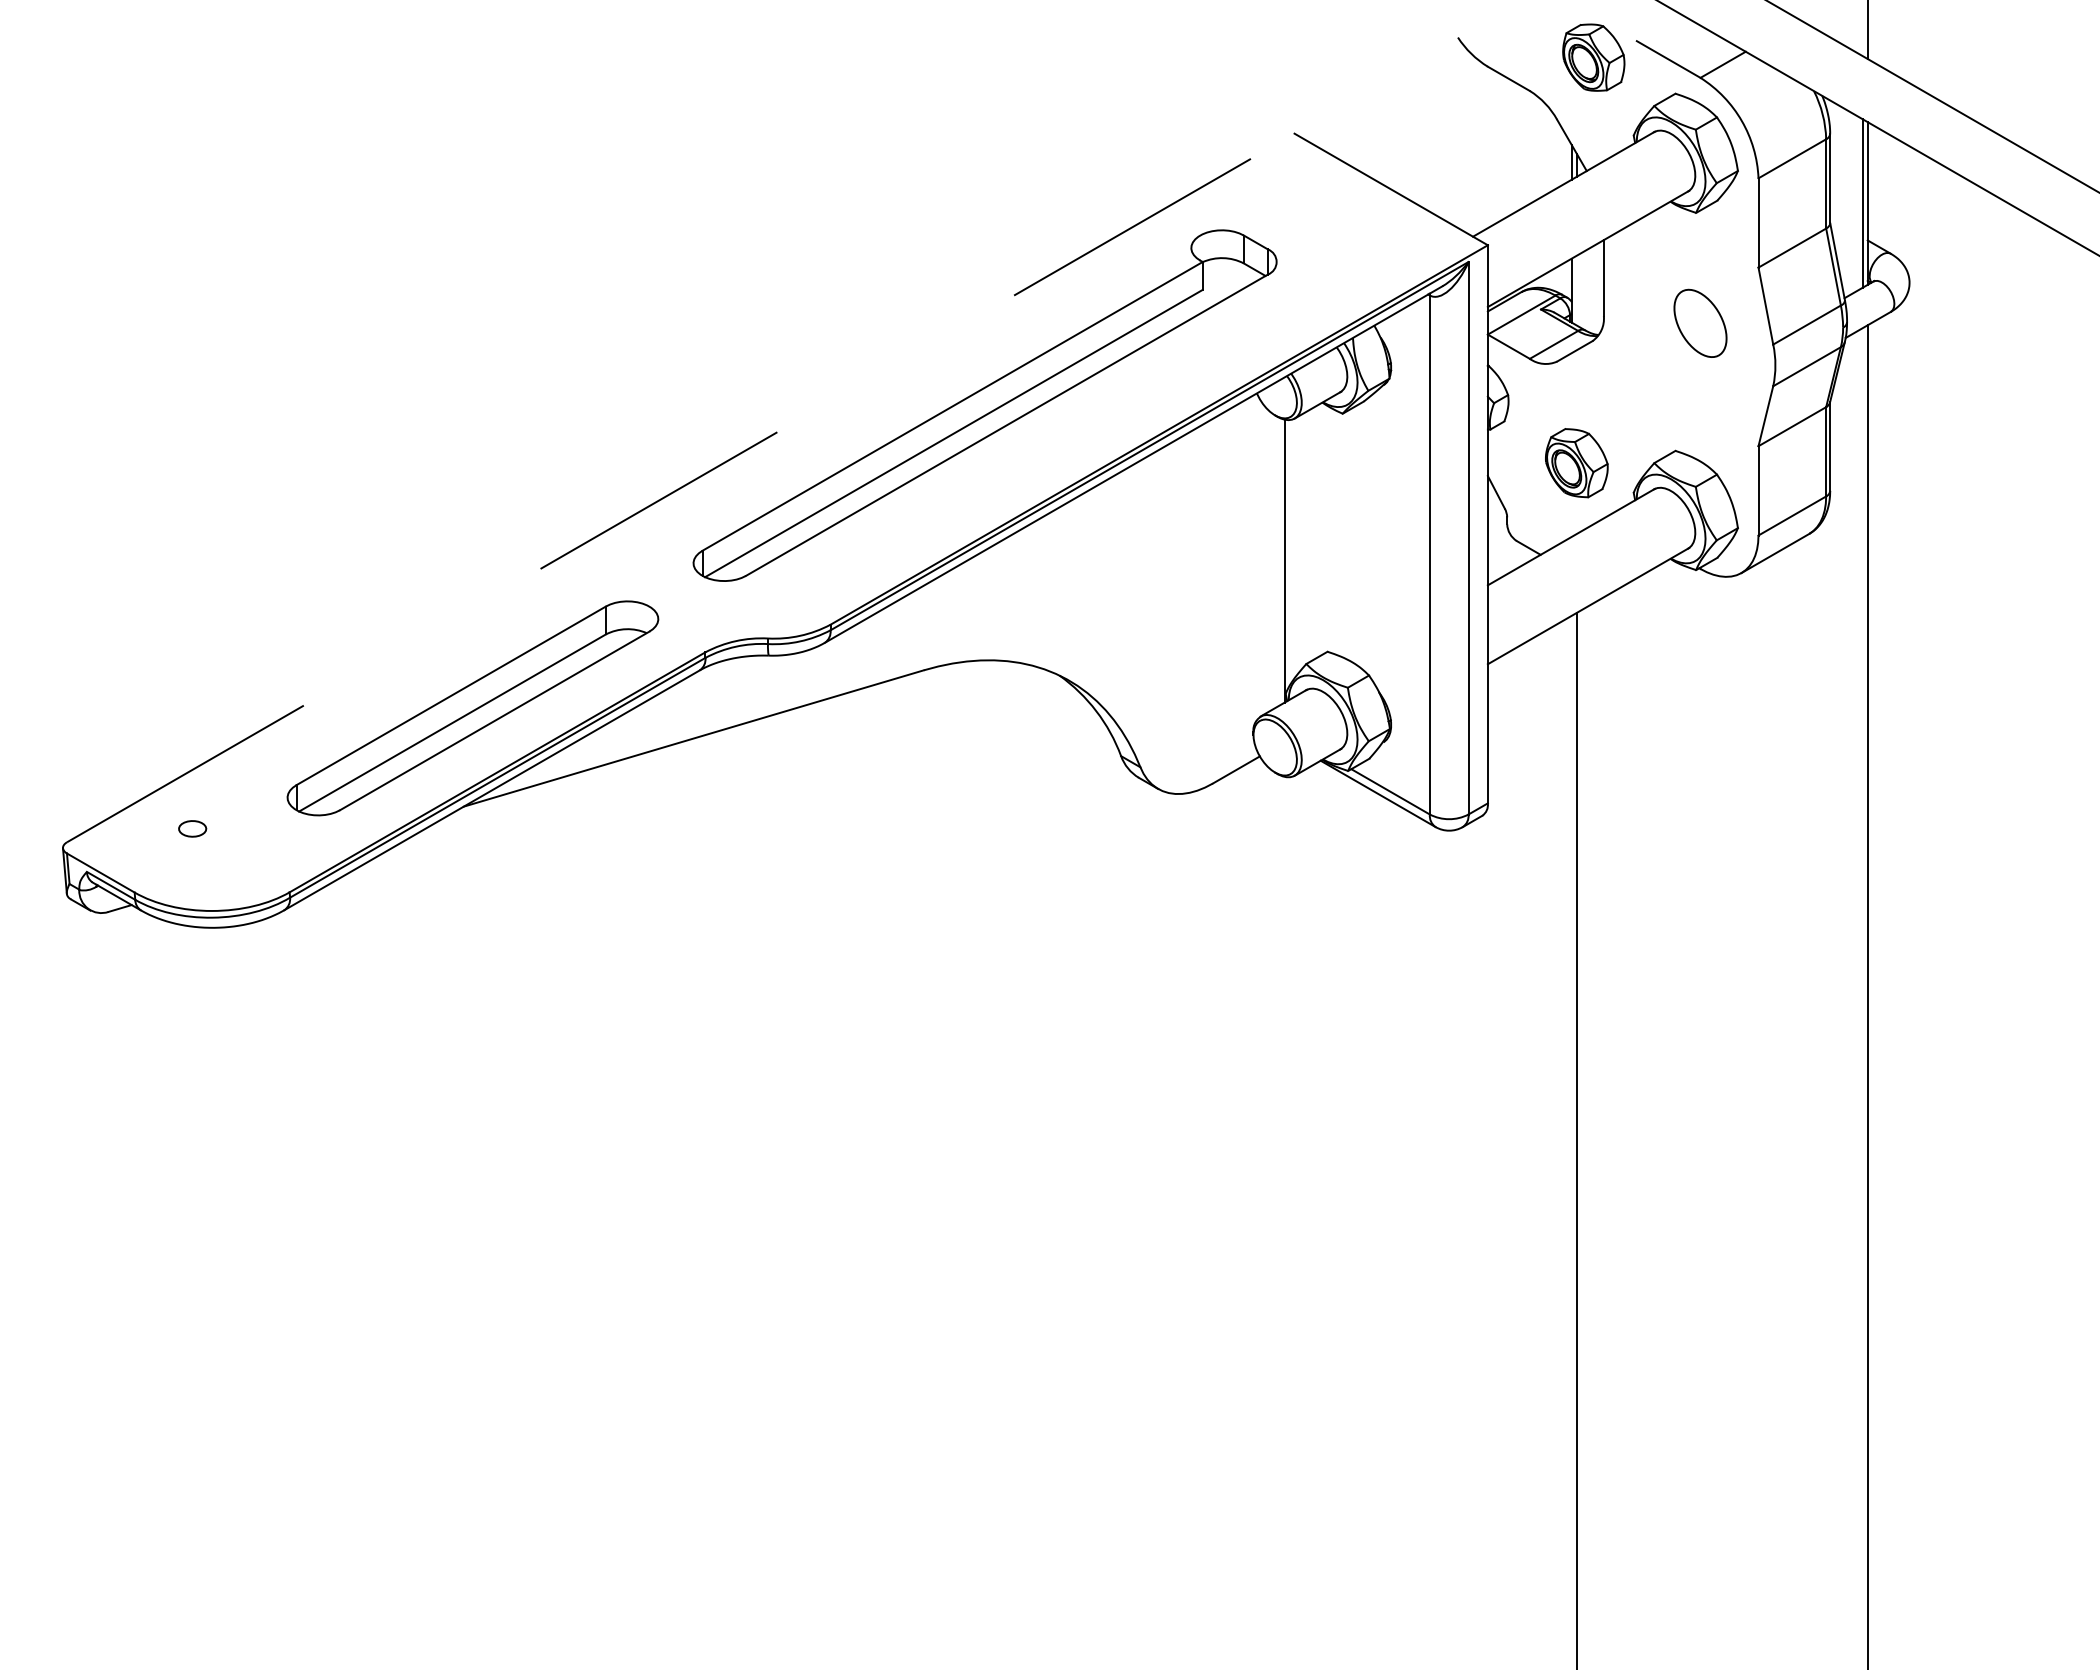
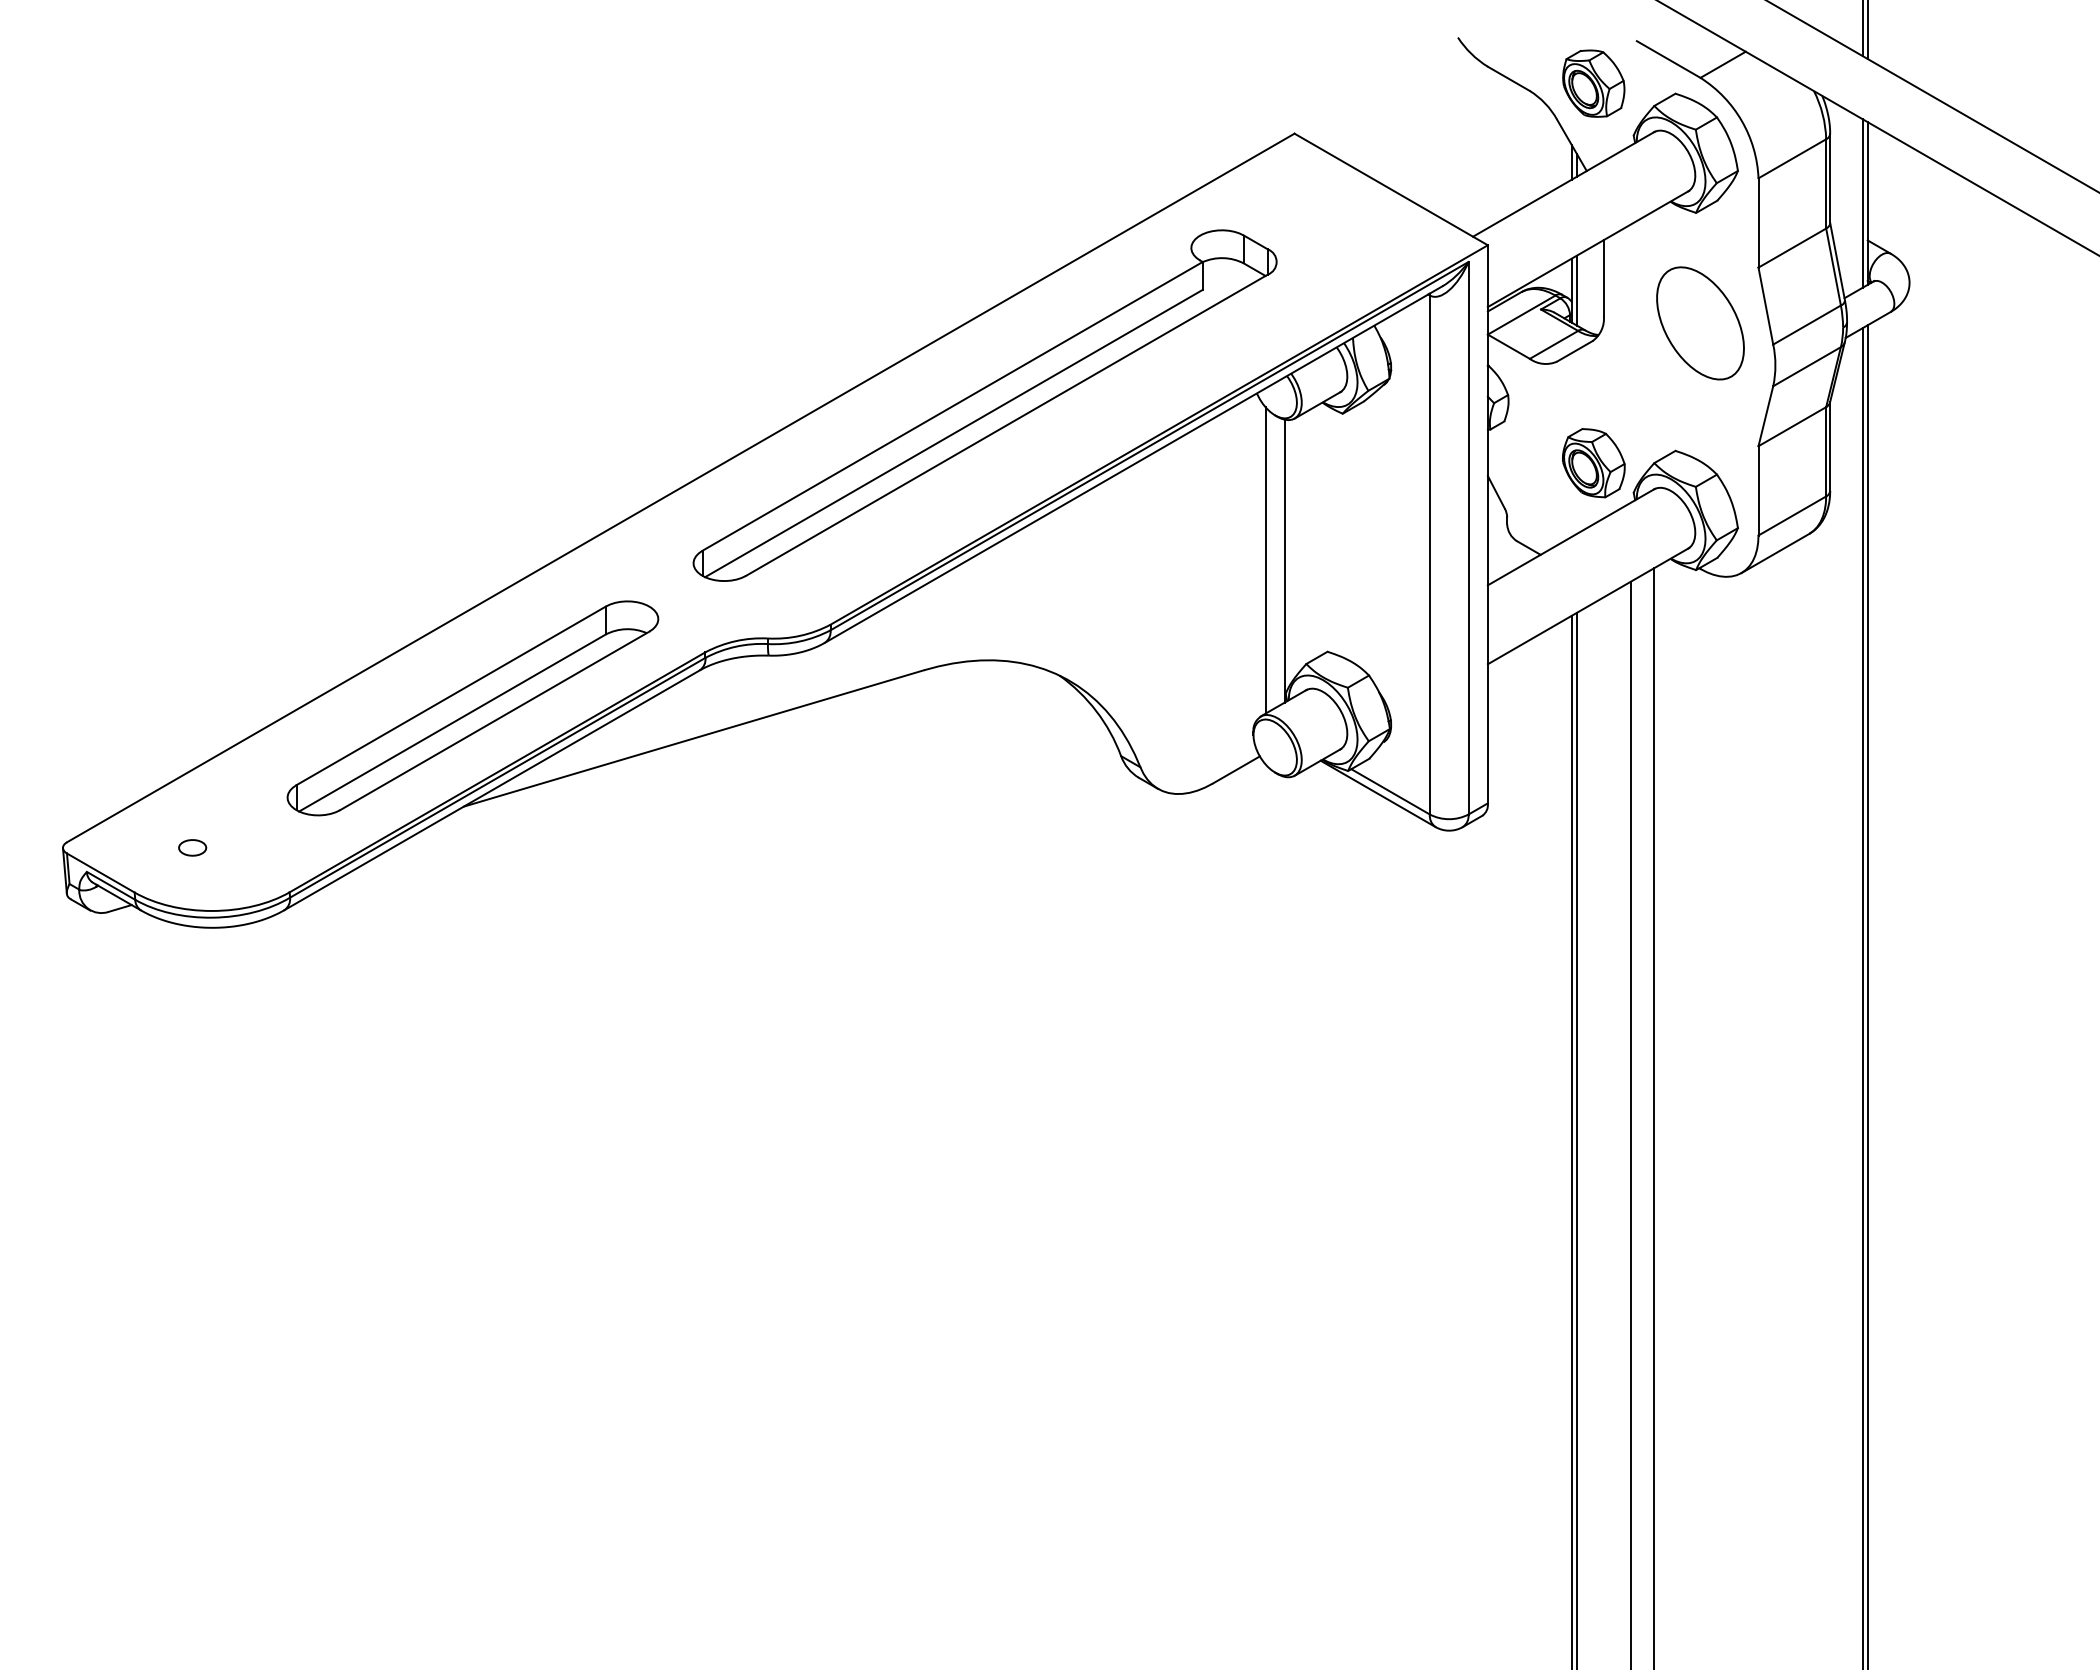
line: none -> present (1862, 29)
part position: (1593, 57) -> (1593, 83) (1593, 83)
line: none -> present (1576, 290)
part size: 55x70 px -> 89x115 px (1700, 323)
part position: (1576, 463) -> (1593, 463) (1593, 463)
line: dashed -> solid (680, 487)
line: none -> present (1265, 560)
part position: (192, 828) -> (192, 847) (192, 847)
line: none -> present (1862, 997)
line: none -> present (1654, 1117)
line: none -> present (1630, 1123)
line: none -> present (1572, 1140)
